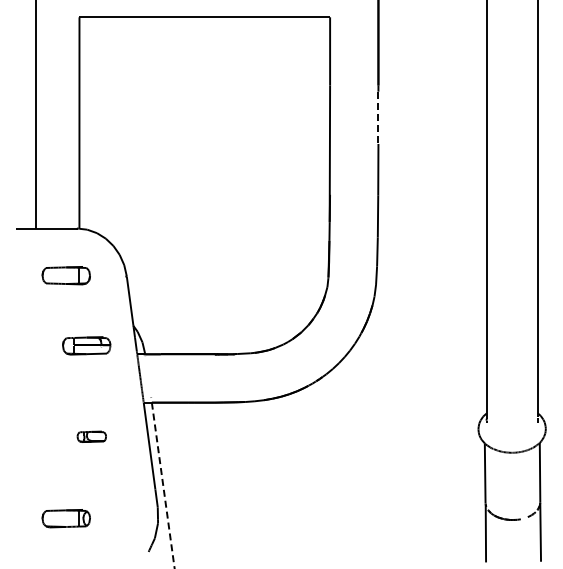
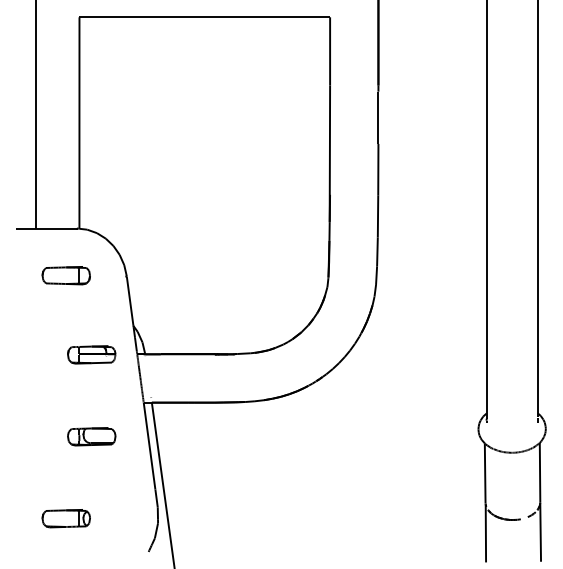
line: dashed -> solid (378, 118)
part position: (86, 345) -> (91, 354) (91, 354)
part size: 31x13 px -> 50x20 px (91, 436)
line: dashed -> solid (163, 485)
